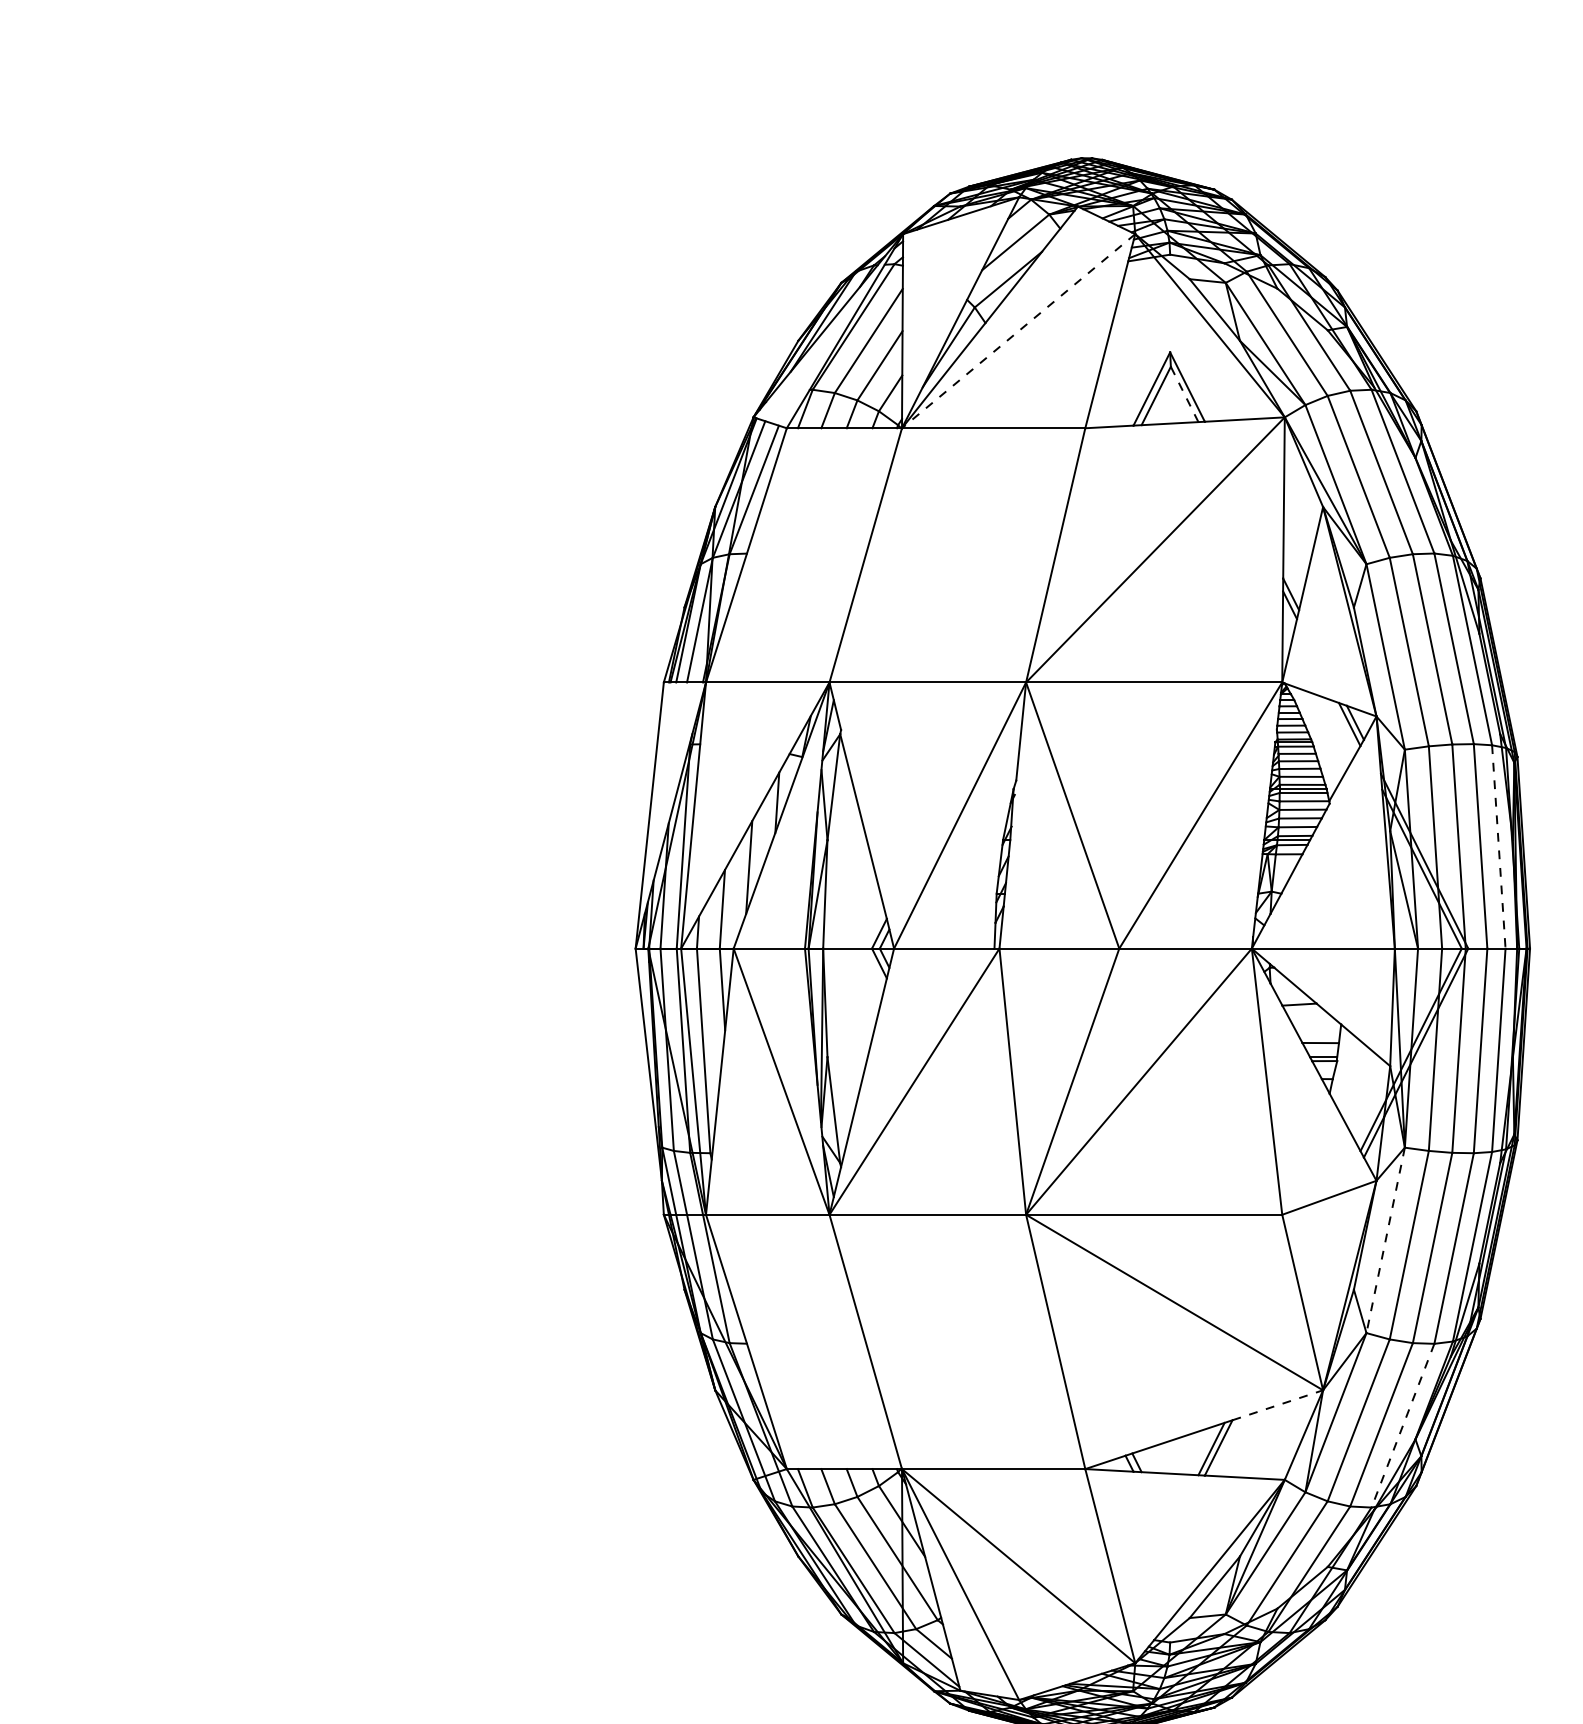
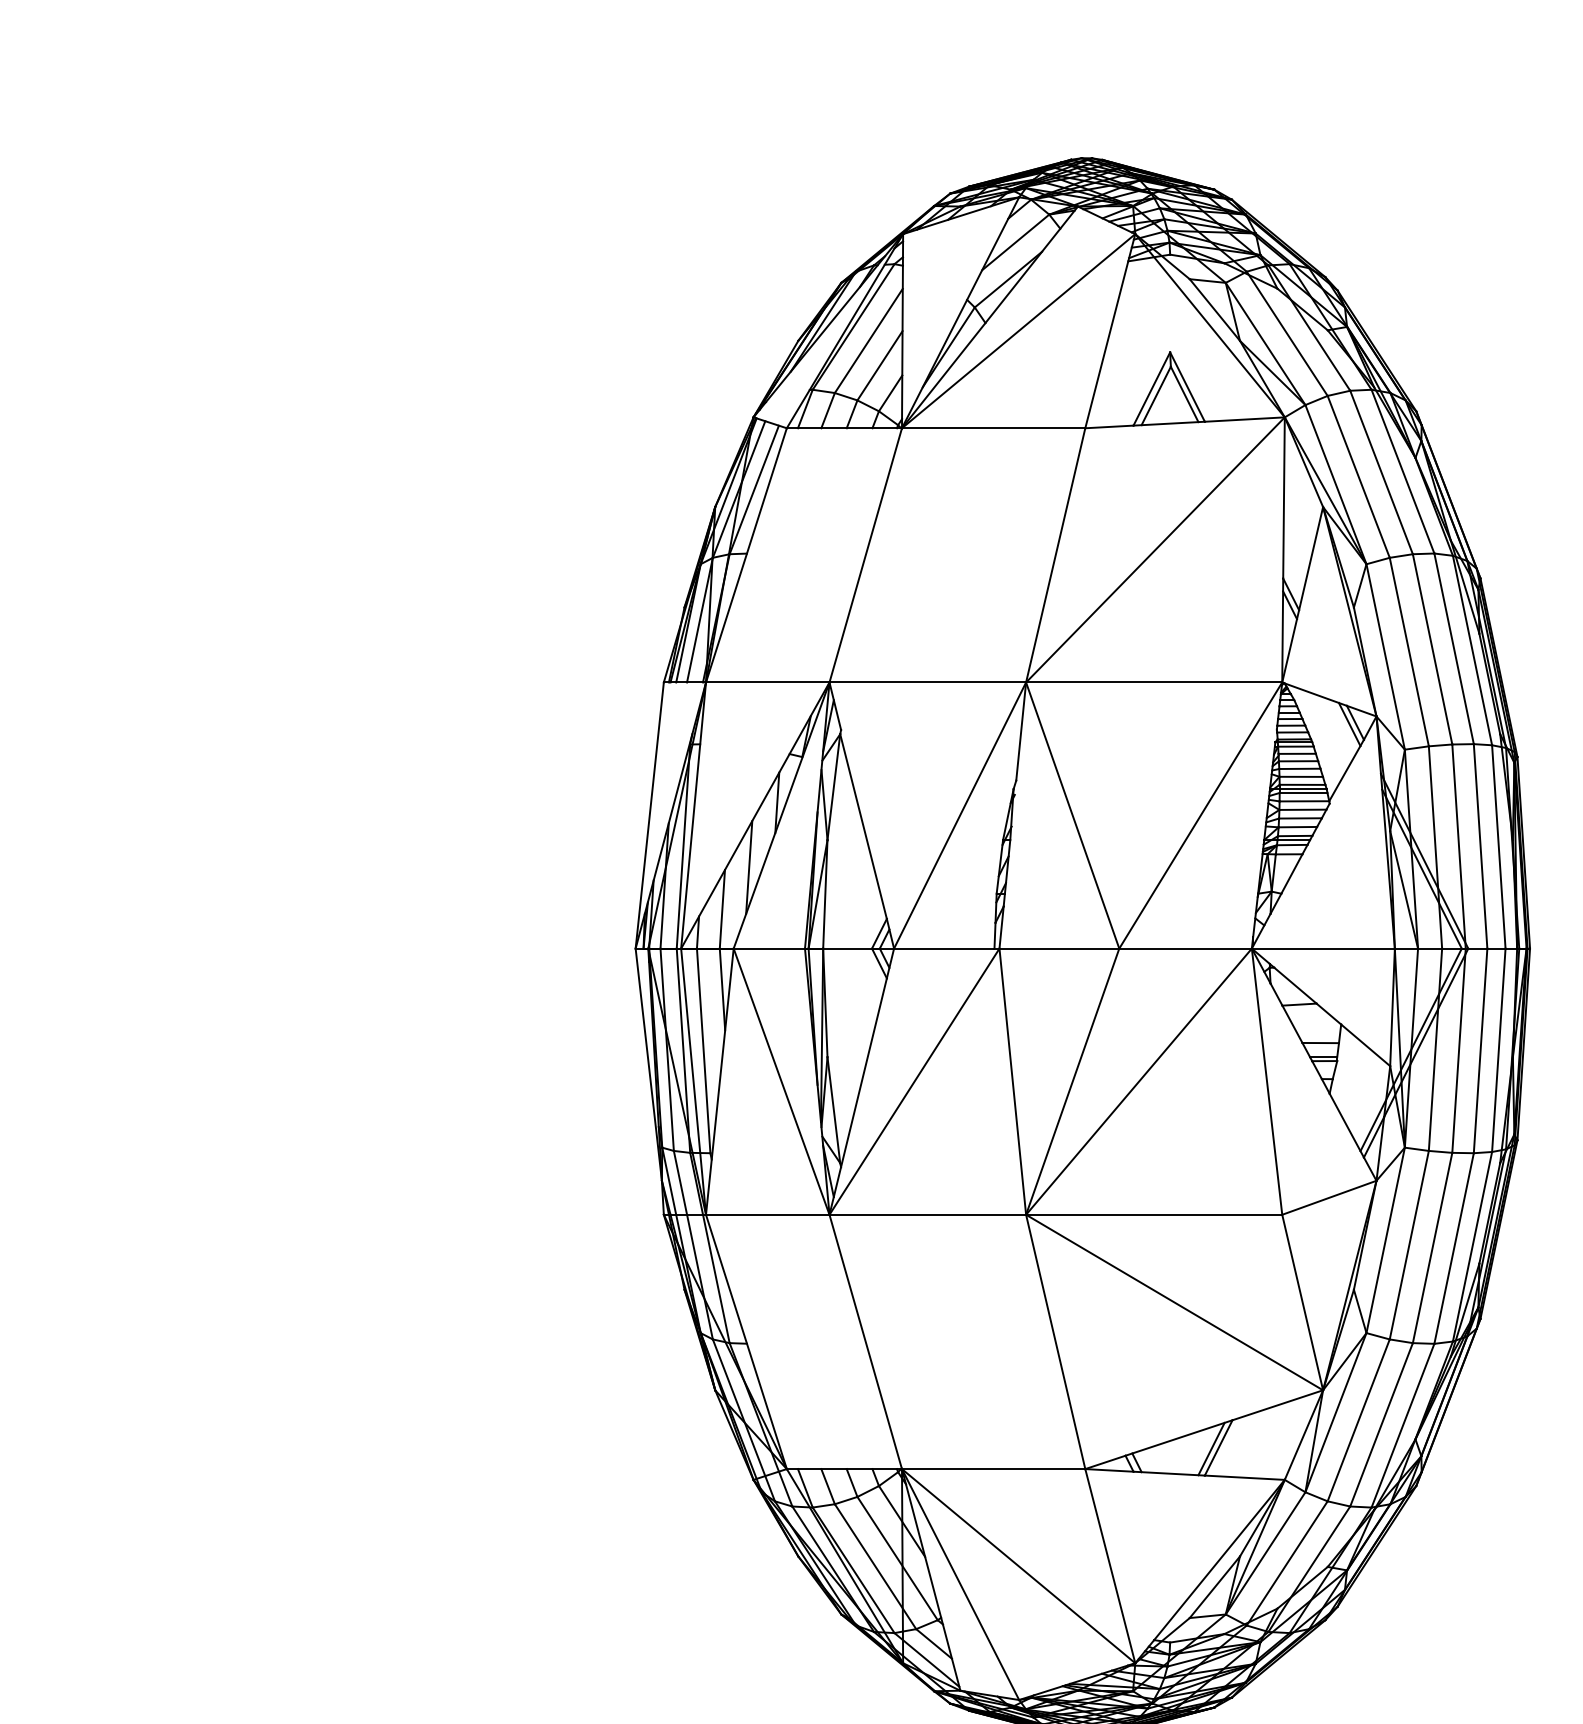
line: dashed -> solid (1018, 331)
line: dashed -> solid (1184, 394)
line: dashed -> solid (1498, 846)
line: dashed -> solid (1385, 1240)
line: dashed -> solid (1277, 1405)
line: dashed -> solid (1402, 1425)
